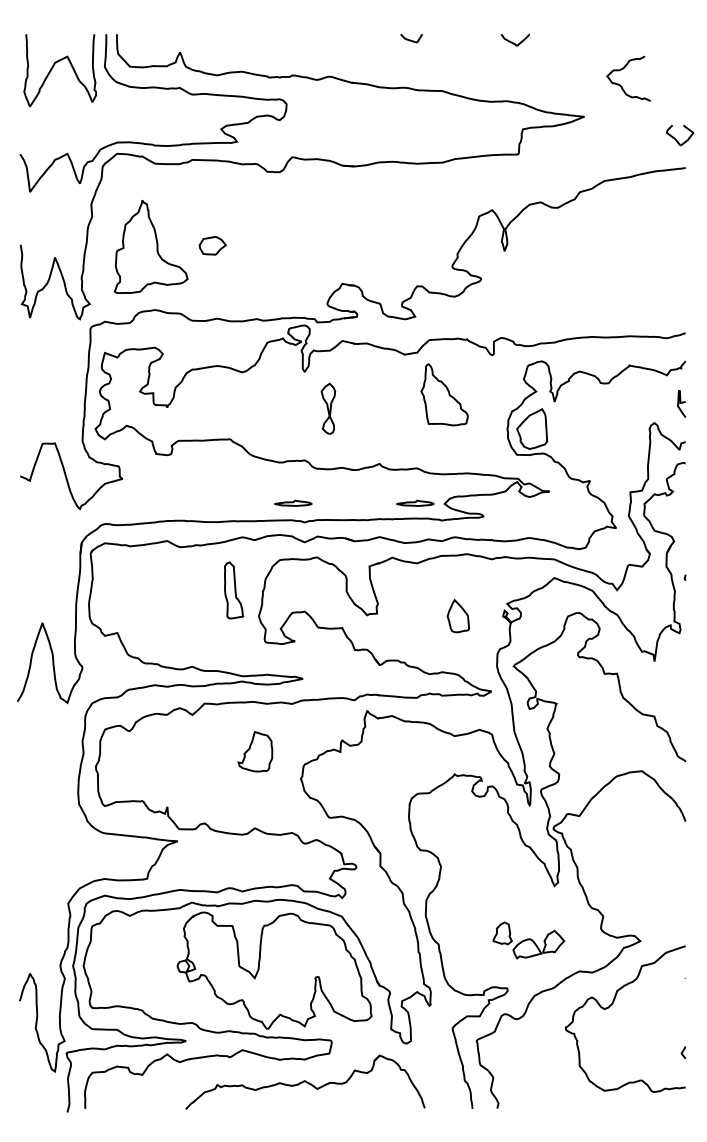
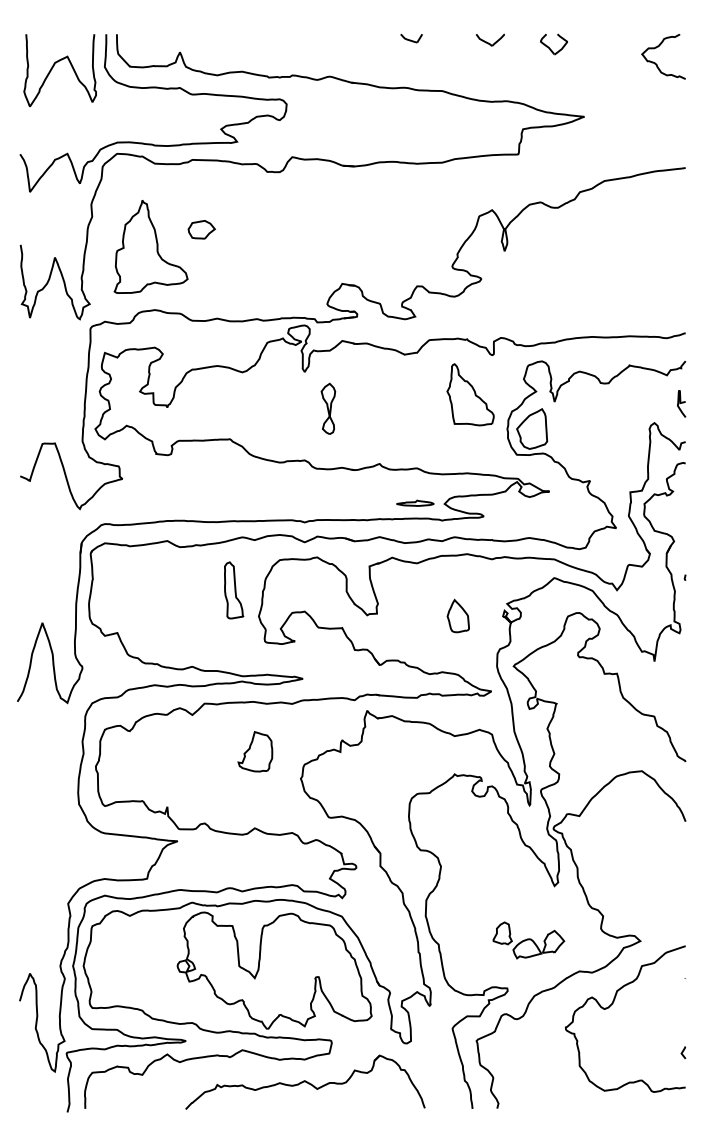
part position: (514, 39) -> (489, 39) (489, 39)
curve position: (621, 85) -> (656, 63) (656, 63)
part position: (679, 135) -> (553, 44) (553, 44)
part position: (212, 245) -> (201, 229) (201, 229)
part position: (444, 394) -> (470, 394) (470, 394)
part: present -> none (293, 502)
